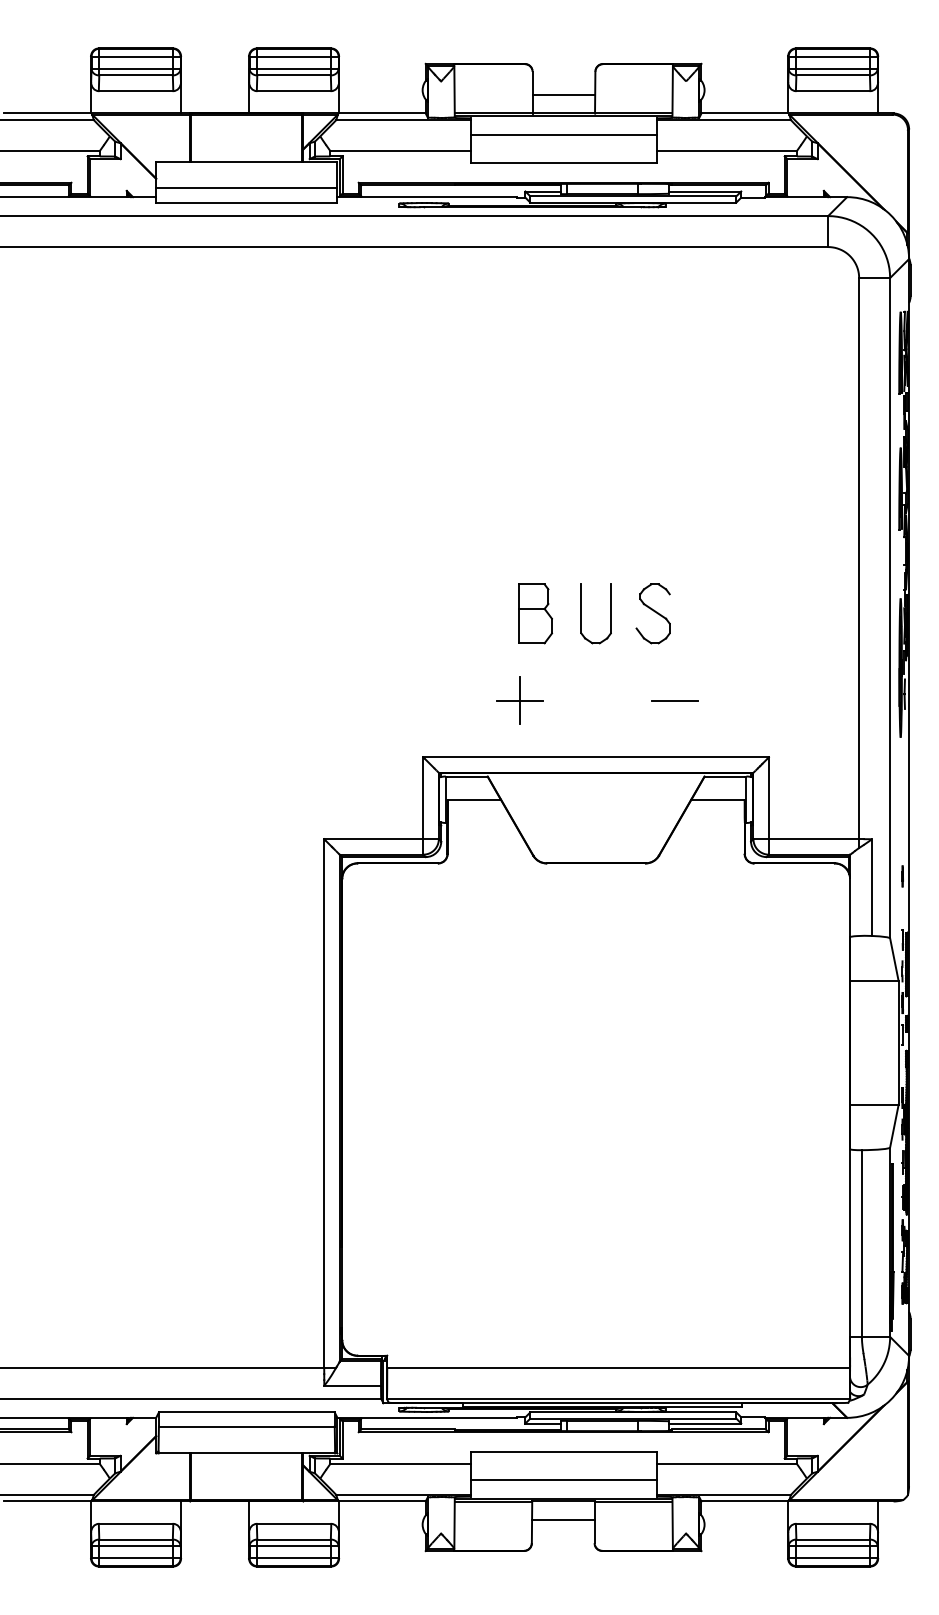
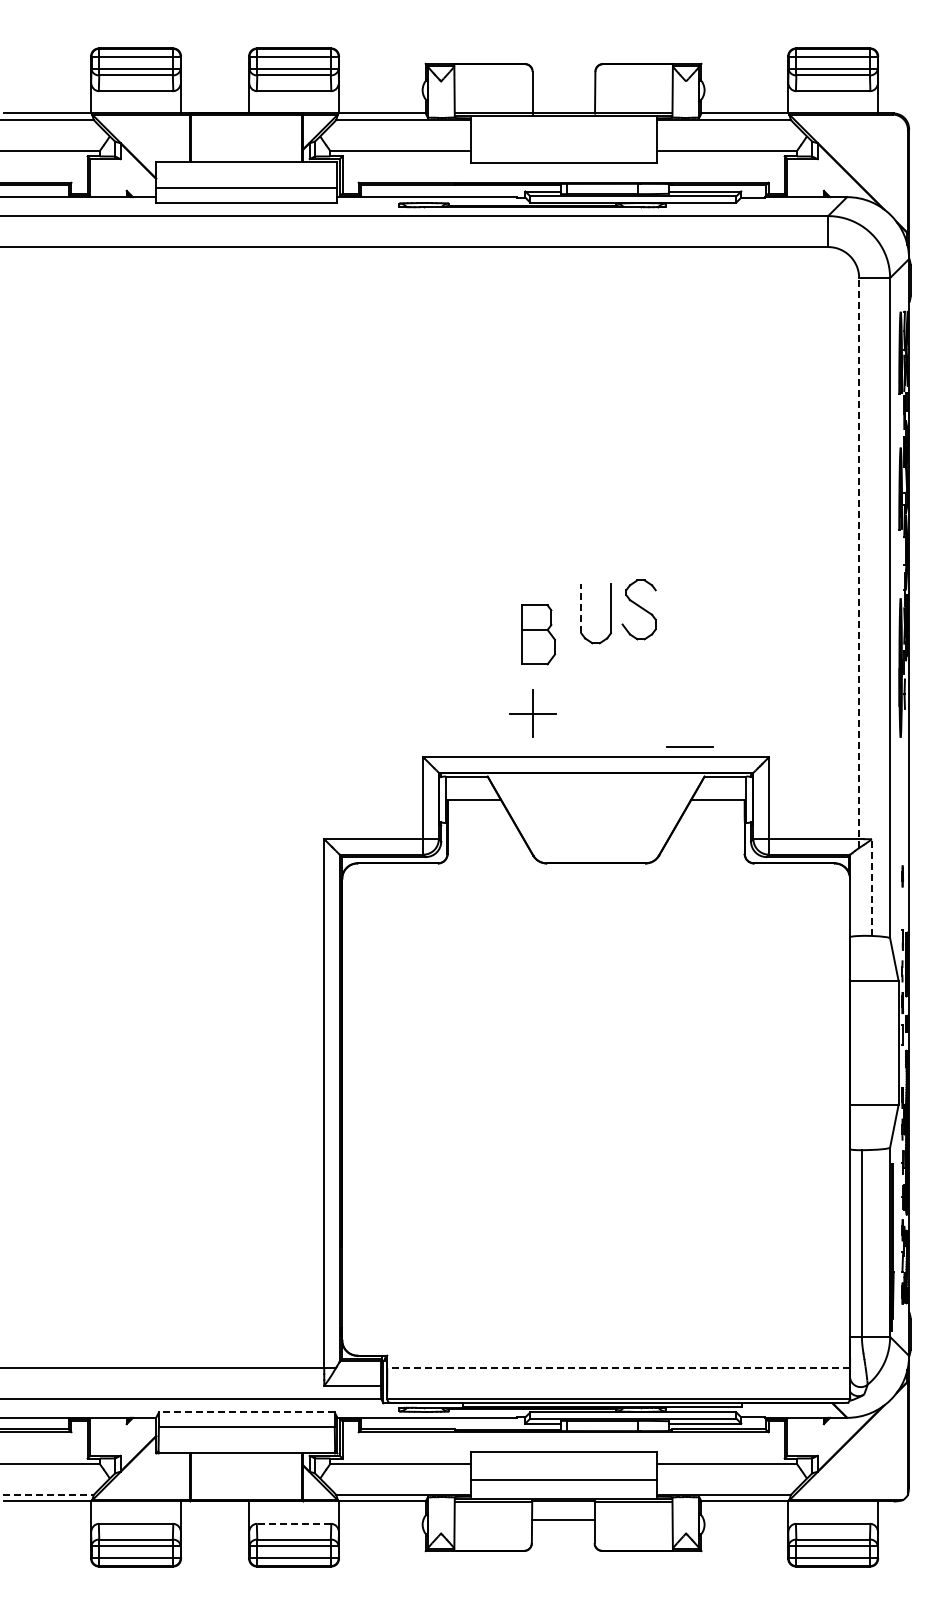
line: present -> none (563, 94)
line: present -> none (563, 135)
line: solid -> dashed (859, 563)
line: solid -> dashed (581, 608)
part position: (535, 613) -> (538, 634) (538, 634)
part position: (652, 613) -> (638, 609) (638, 609)
part position: (519, 700) -> (532, 713) (532, 713)
line position: (674, 700) -> (689, 746) (689, 746)
line: solid -> dashed (871, 887)
line: solid -> dashed (618, 1368)
line: solid -> dashed (246, 1412)
line: solid -> dashed (47, 1495)
line: solid -> dashed (293, 1523)
